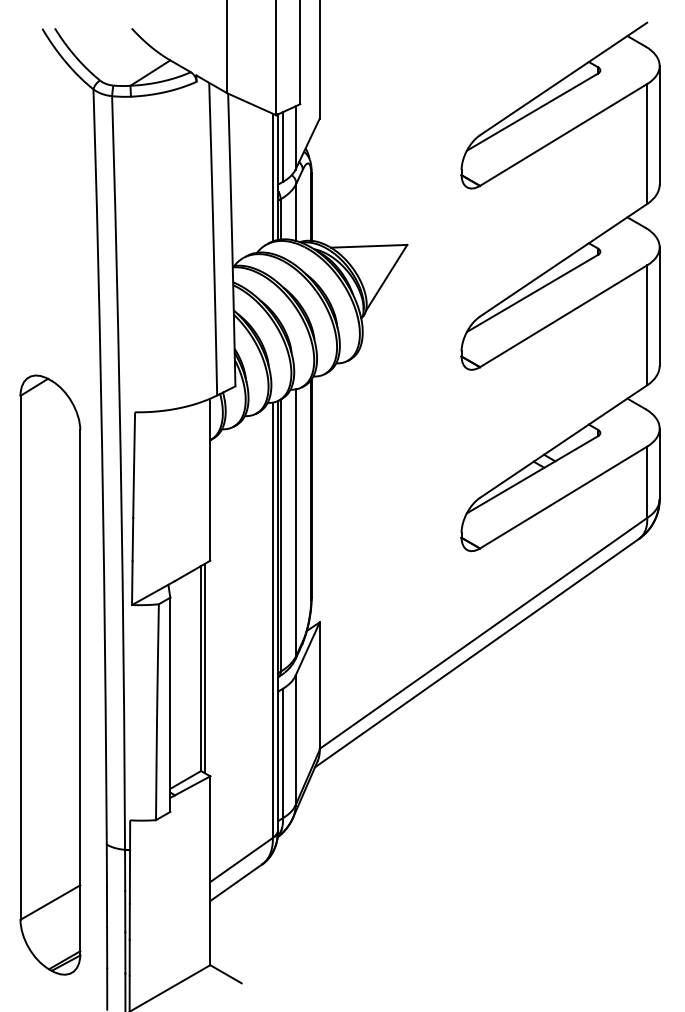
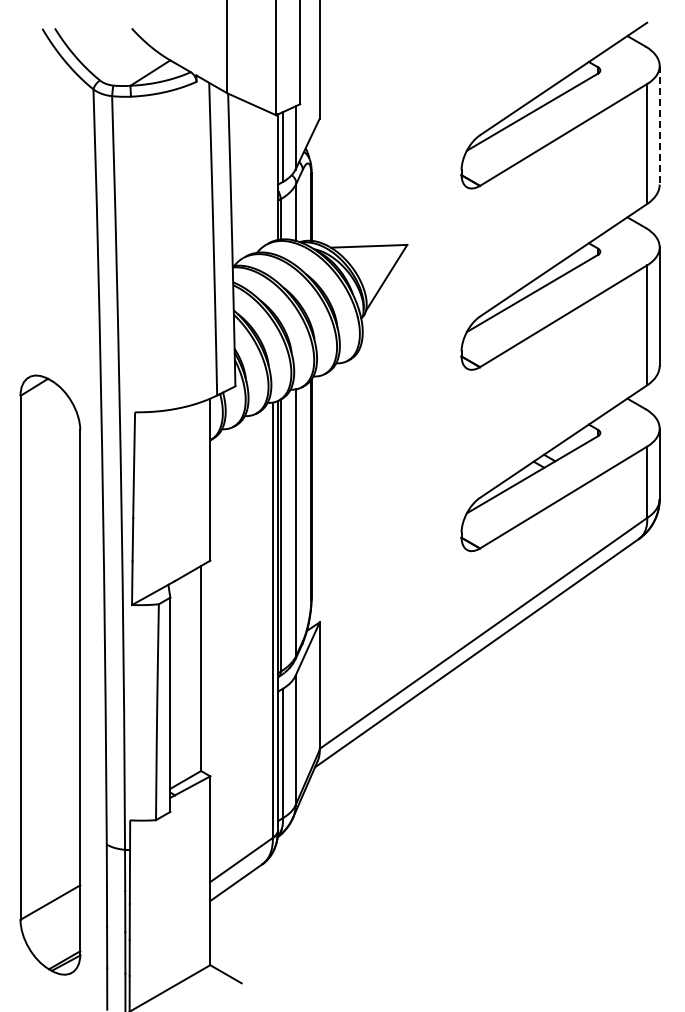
line: solid -> dashed (659, 125)
line: present -> none (272, 177)
line: present -> none (204, 668)
